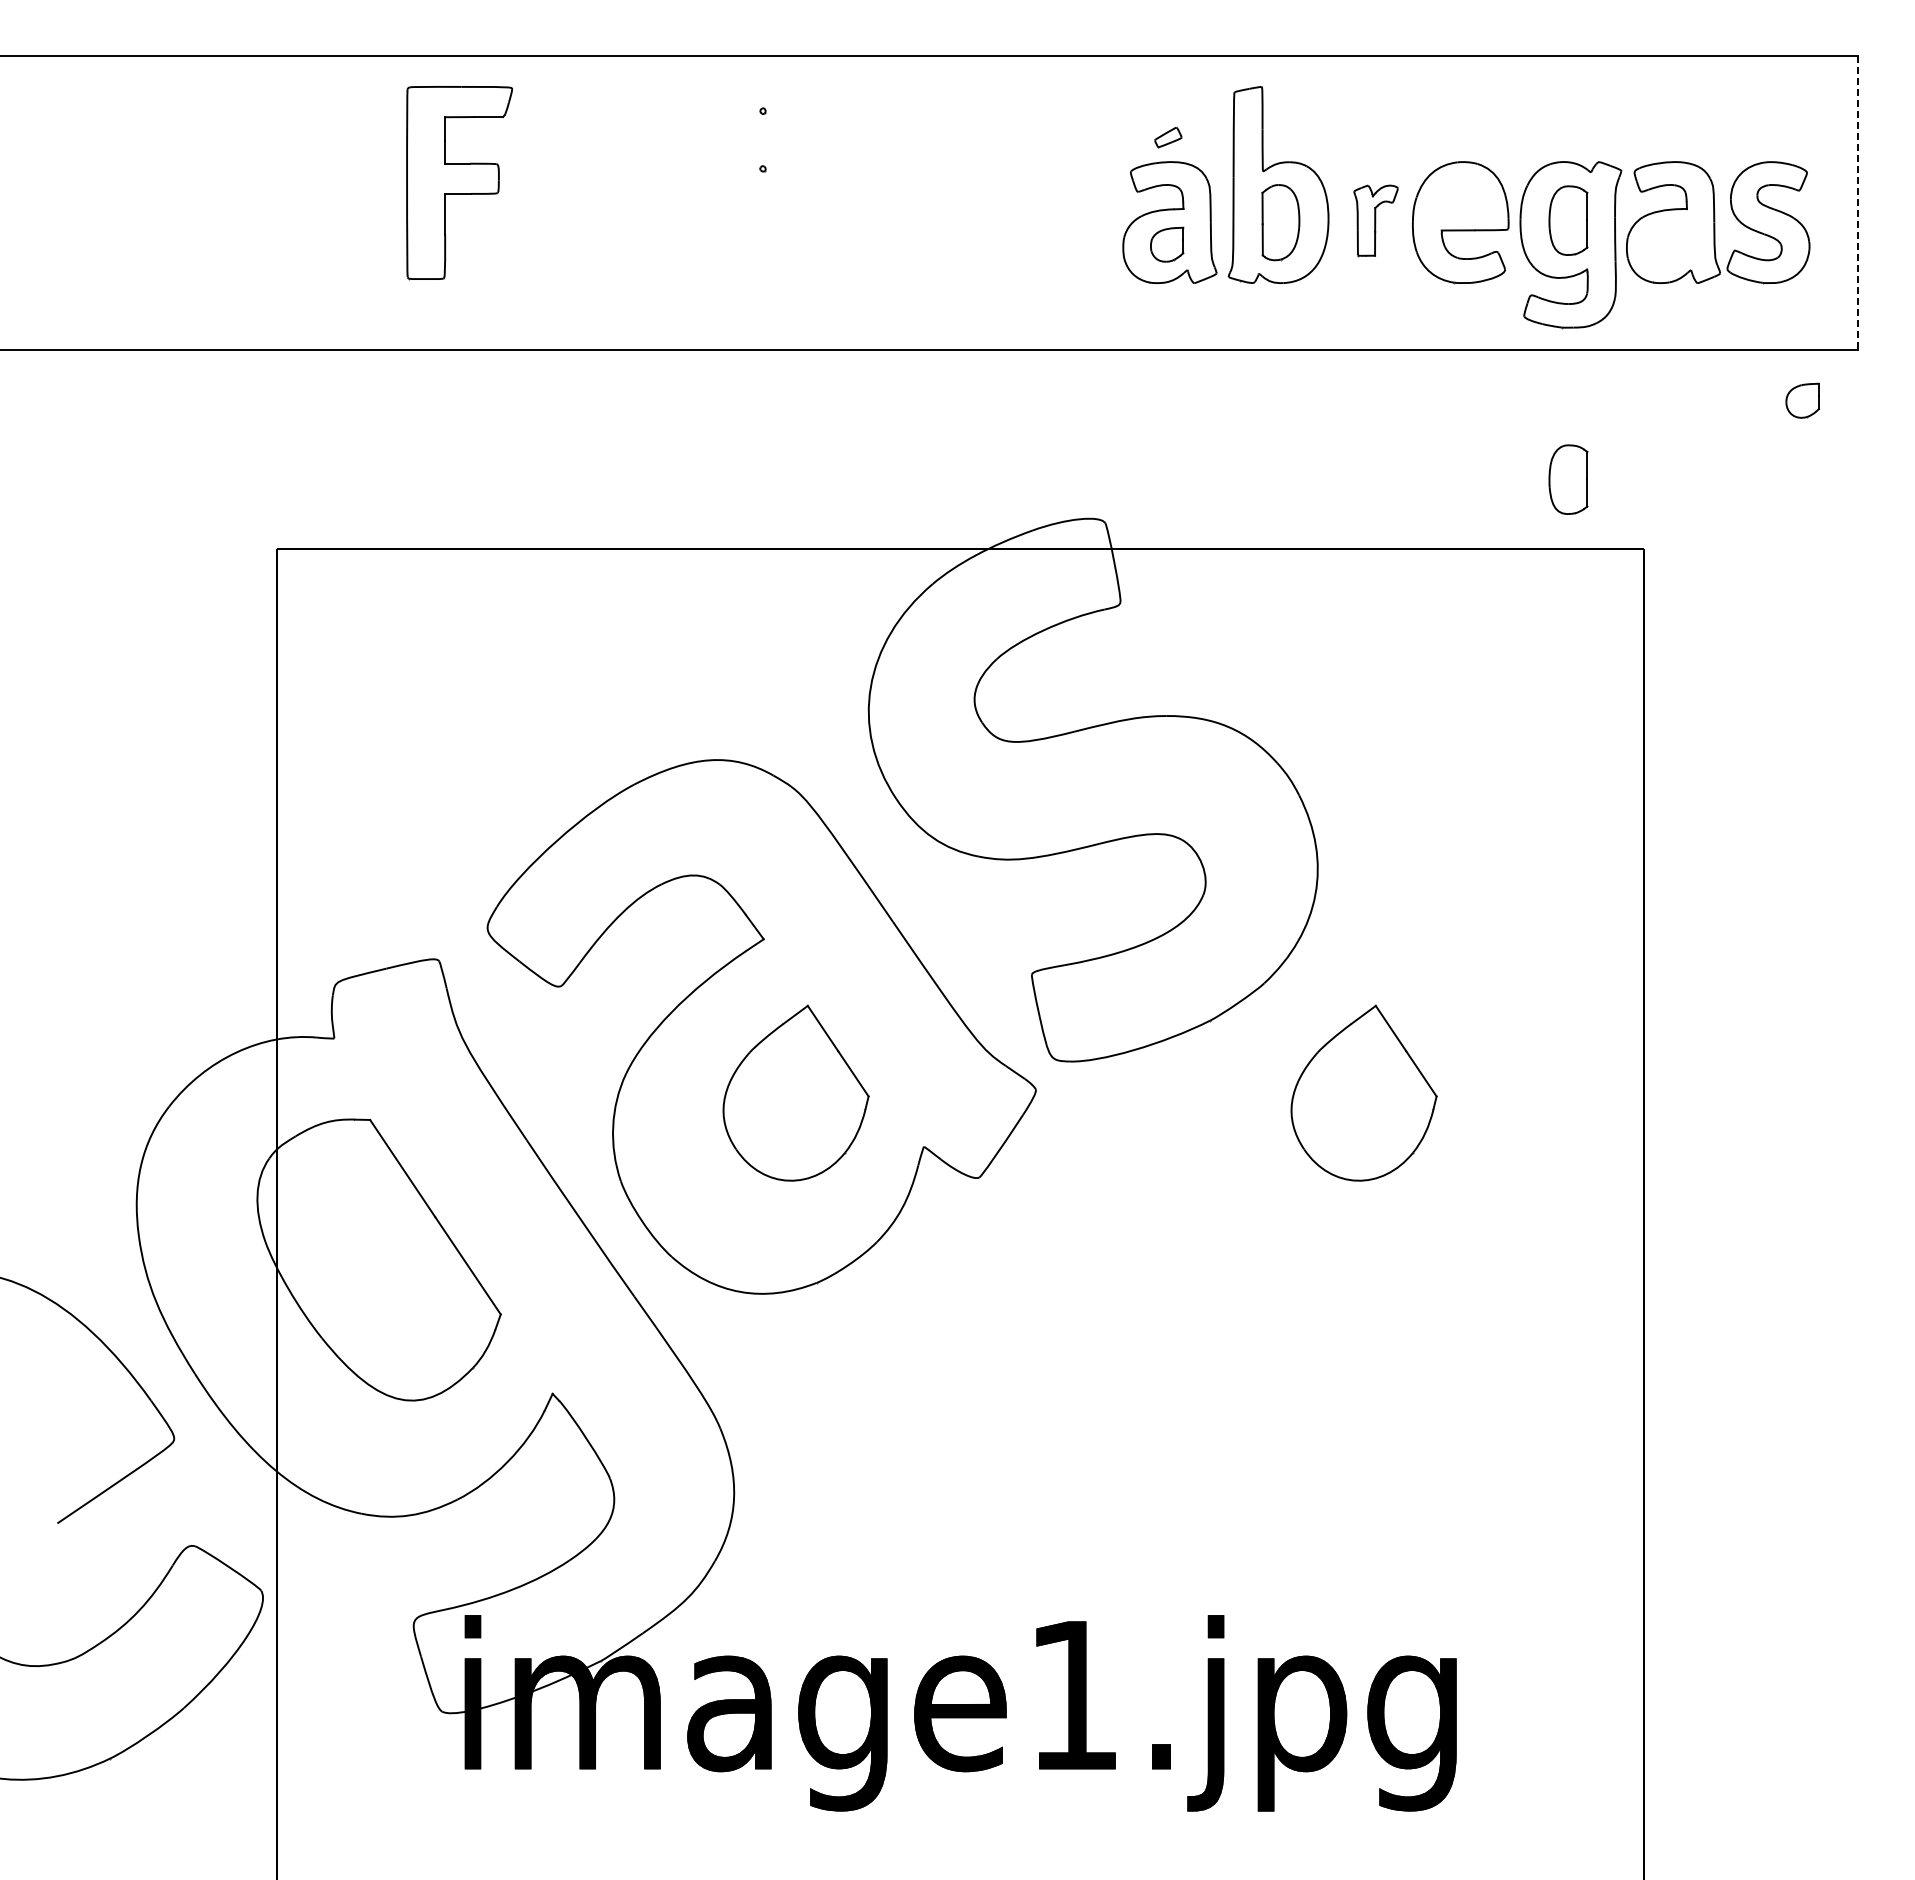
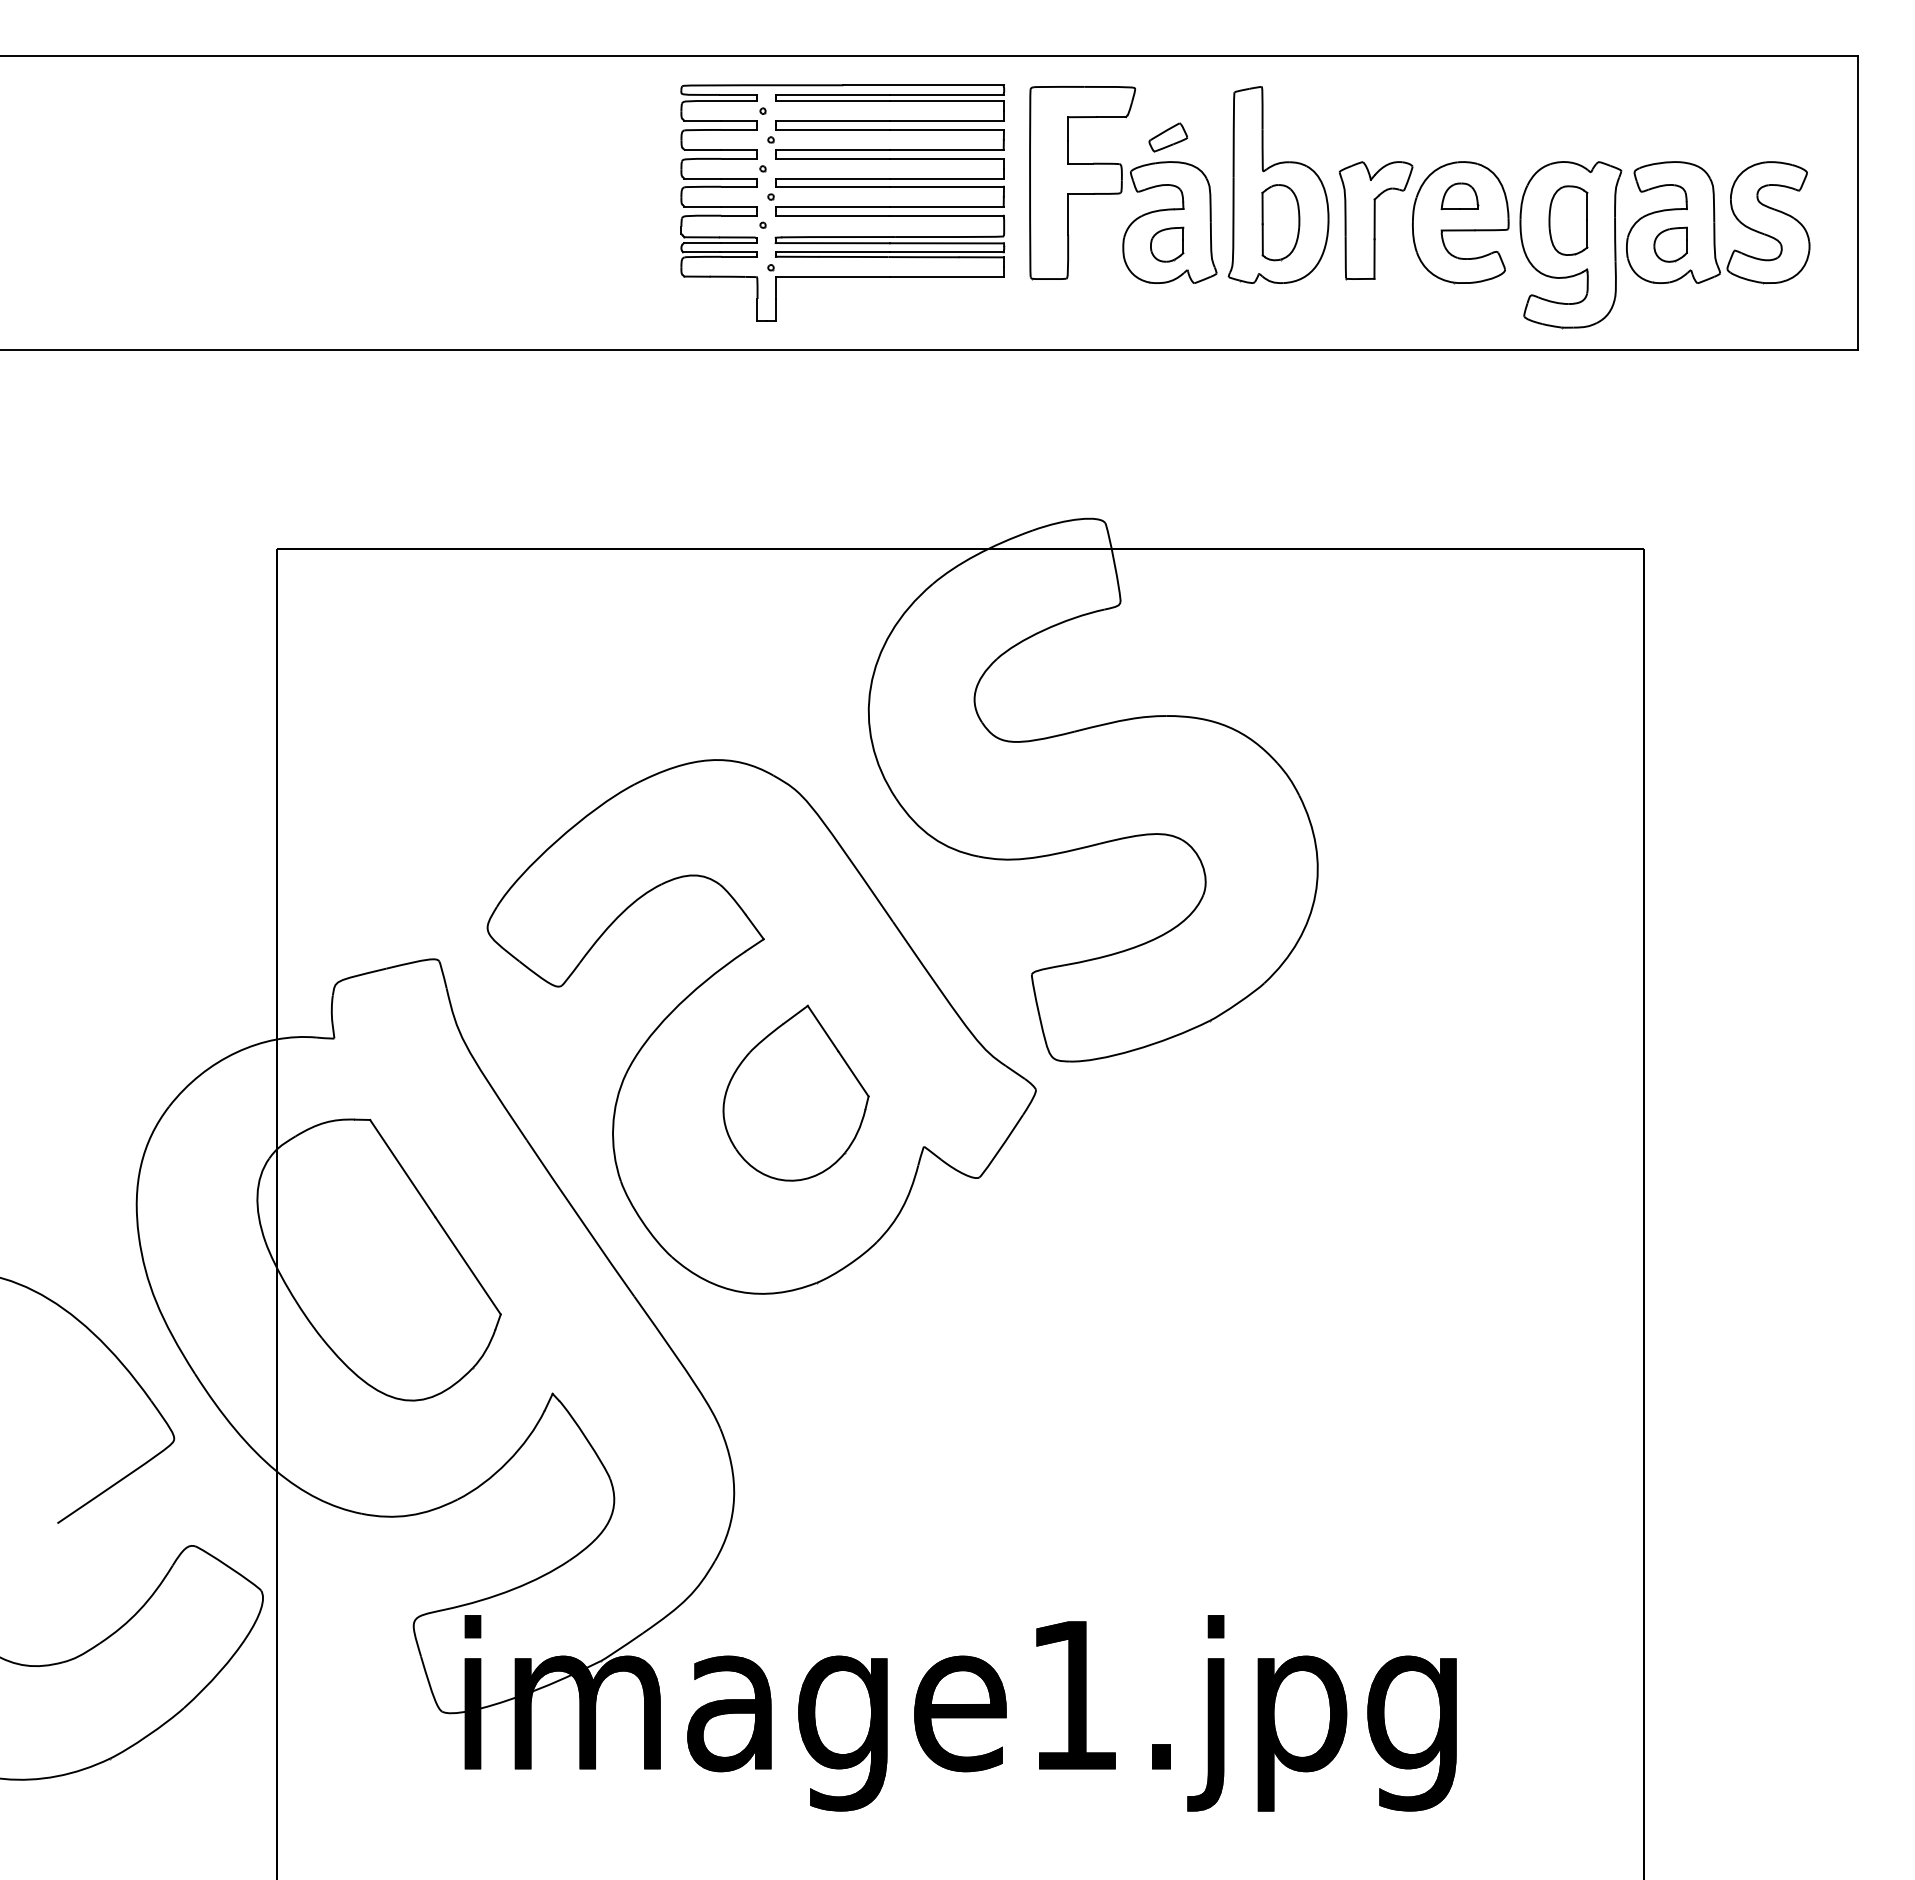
part size: 29x23 px -> 41x31 px (1168, 137)
part position: (459, 183) -> (1082, 183) (1082, 183)
part: none -> present (1459, 195)
part: none -> present (842, 202)
line: dashed -> solid (1857, 203)
part size: 46x74 px -> 76x120 px (1375, 220)
part position: (1802, 400) -> (1670, 244) (1670, 244)
part: present -> none (1568, 479)
part: present -> none (1363, 1092)
